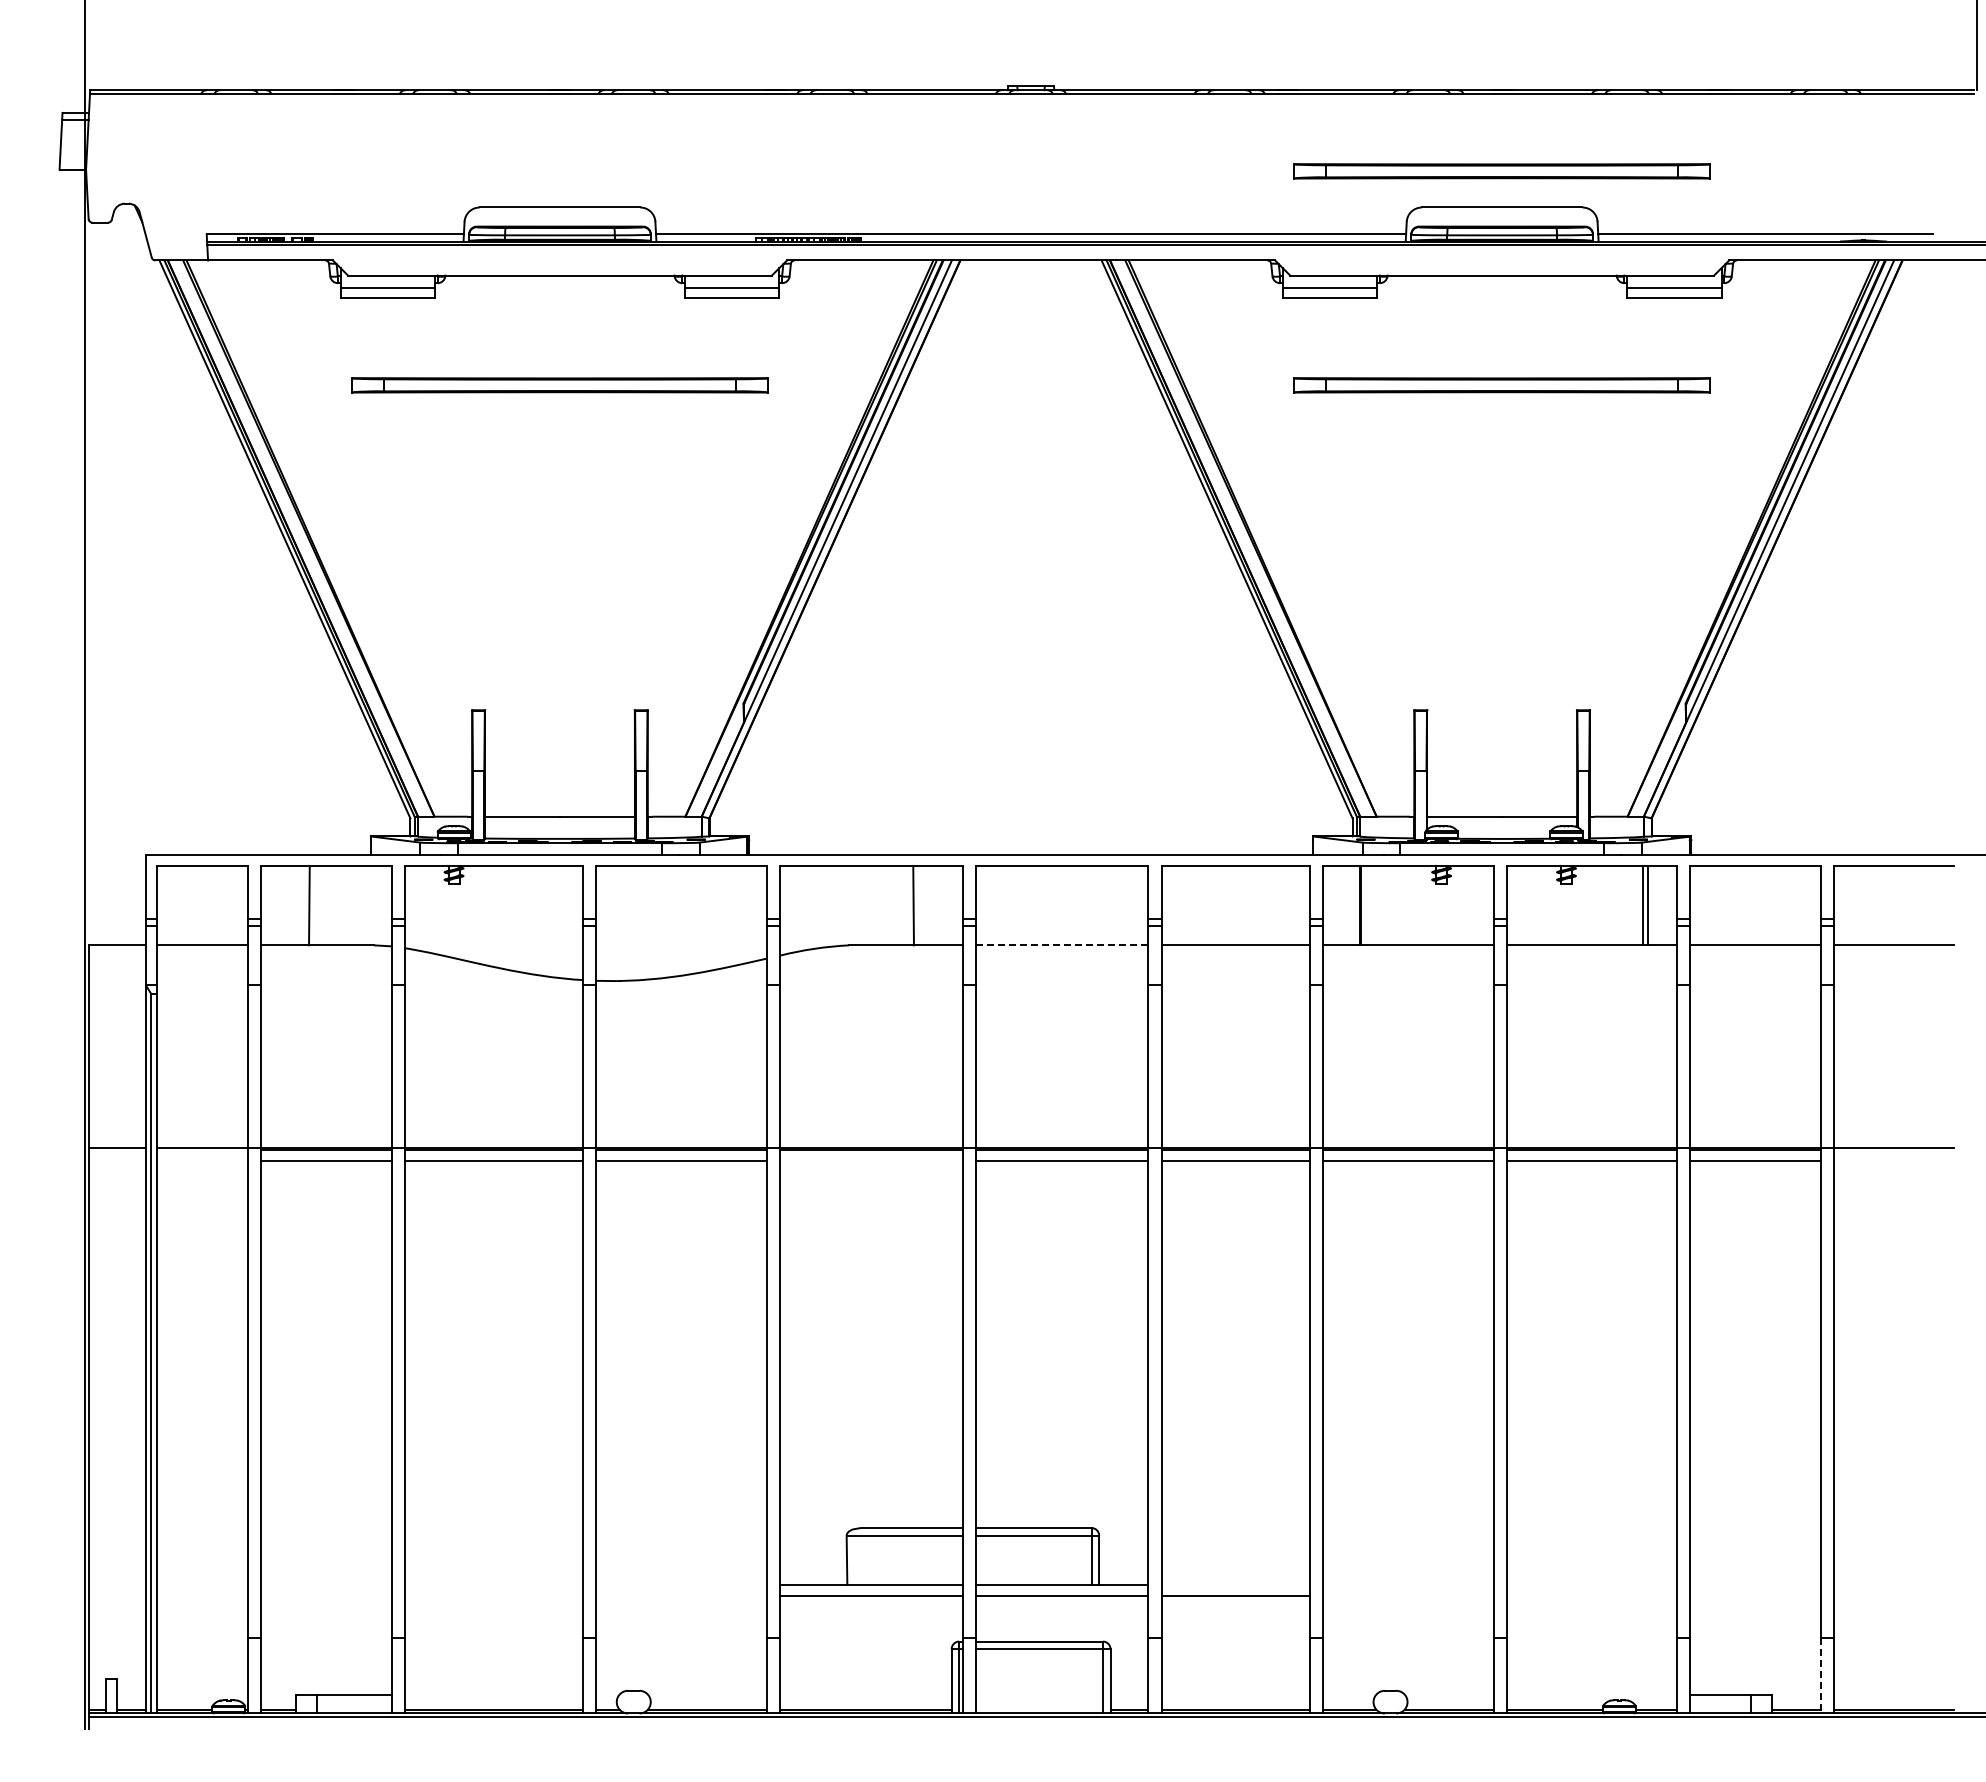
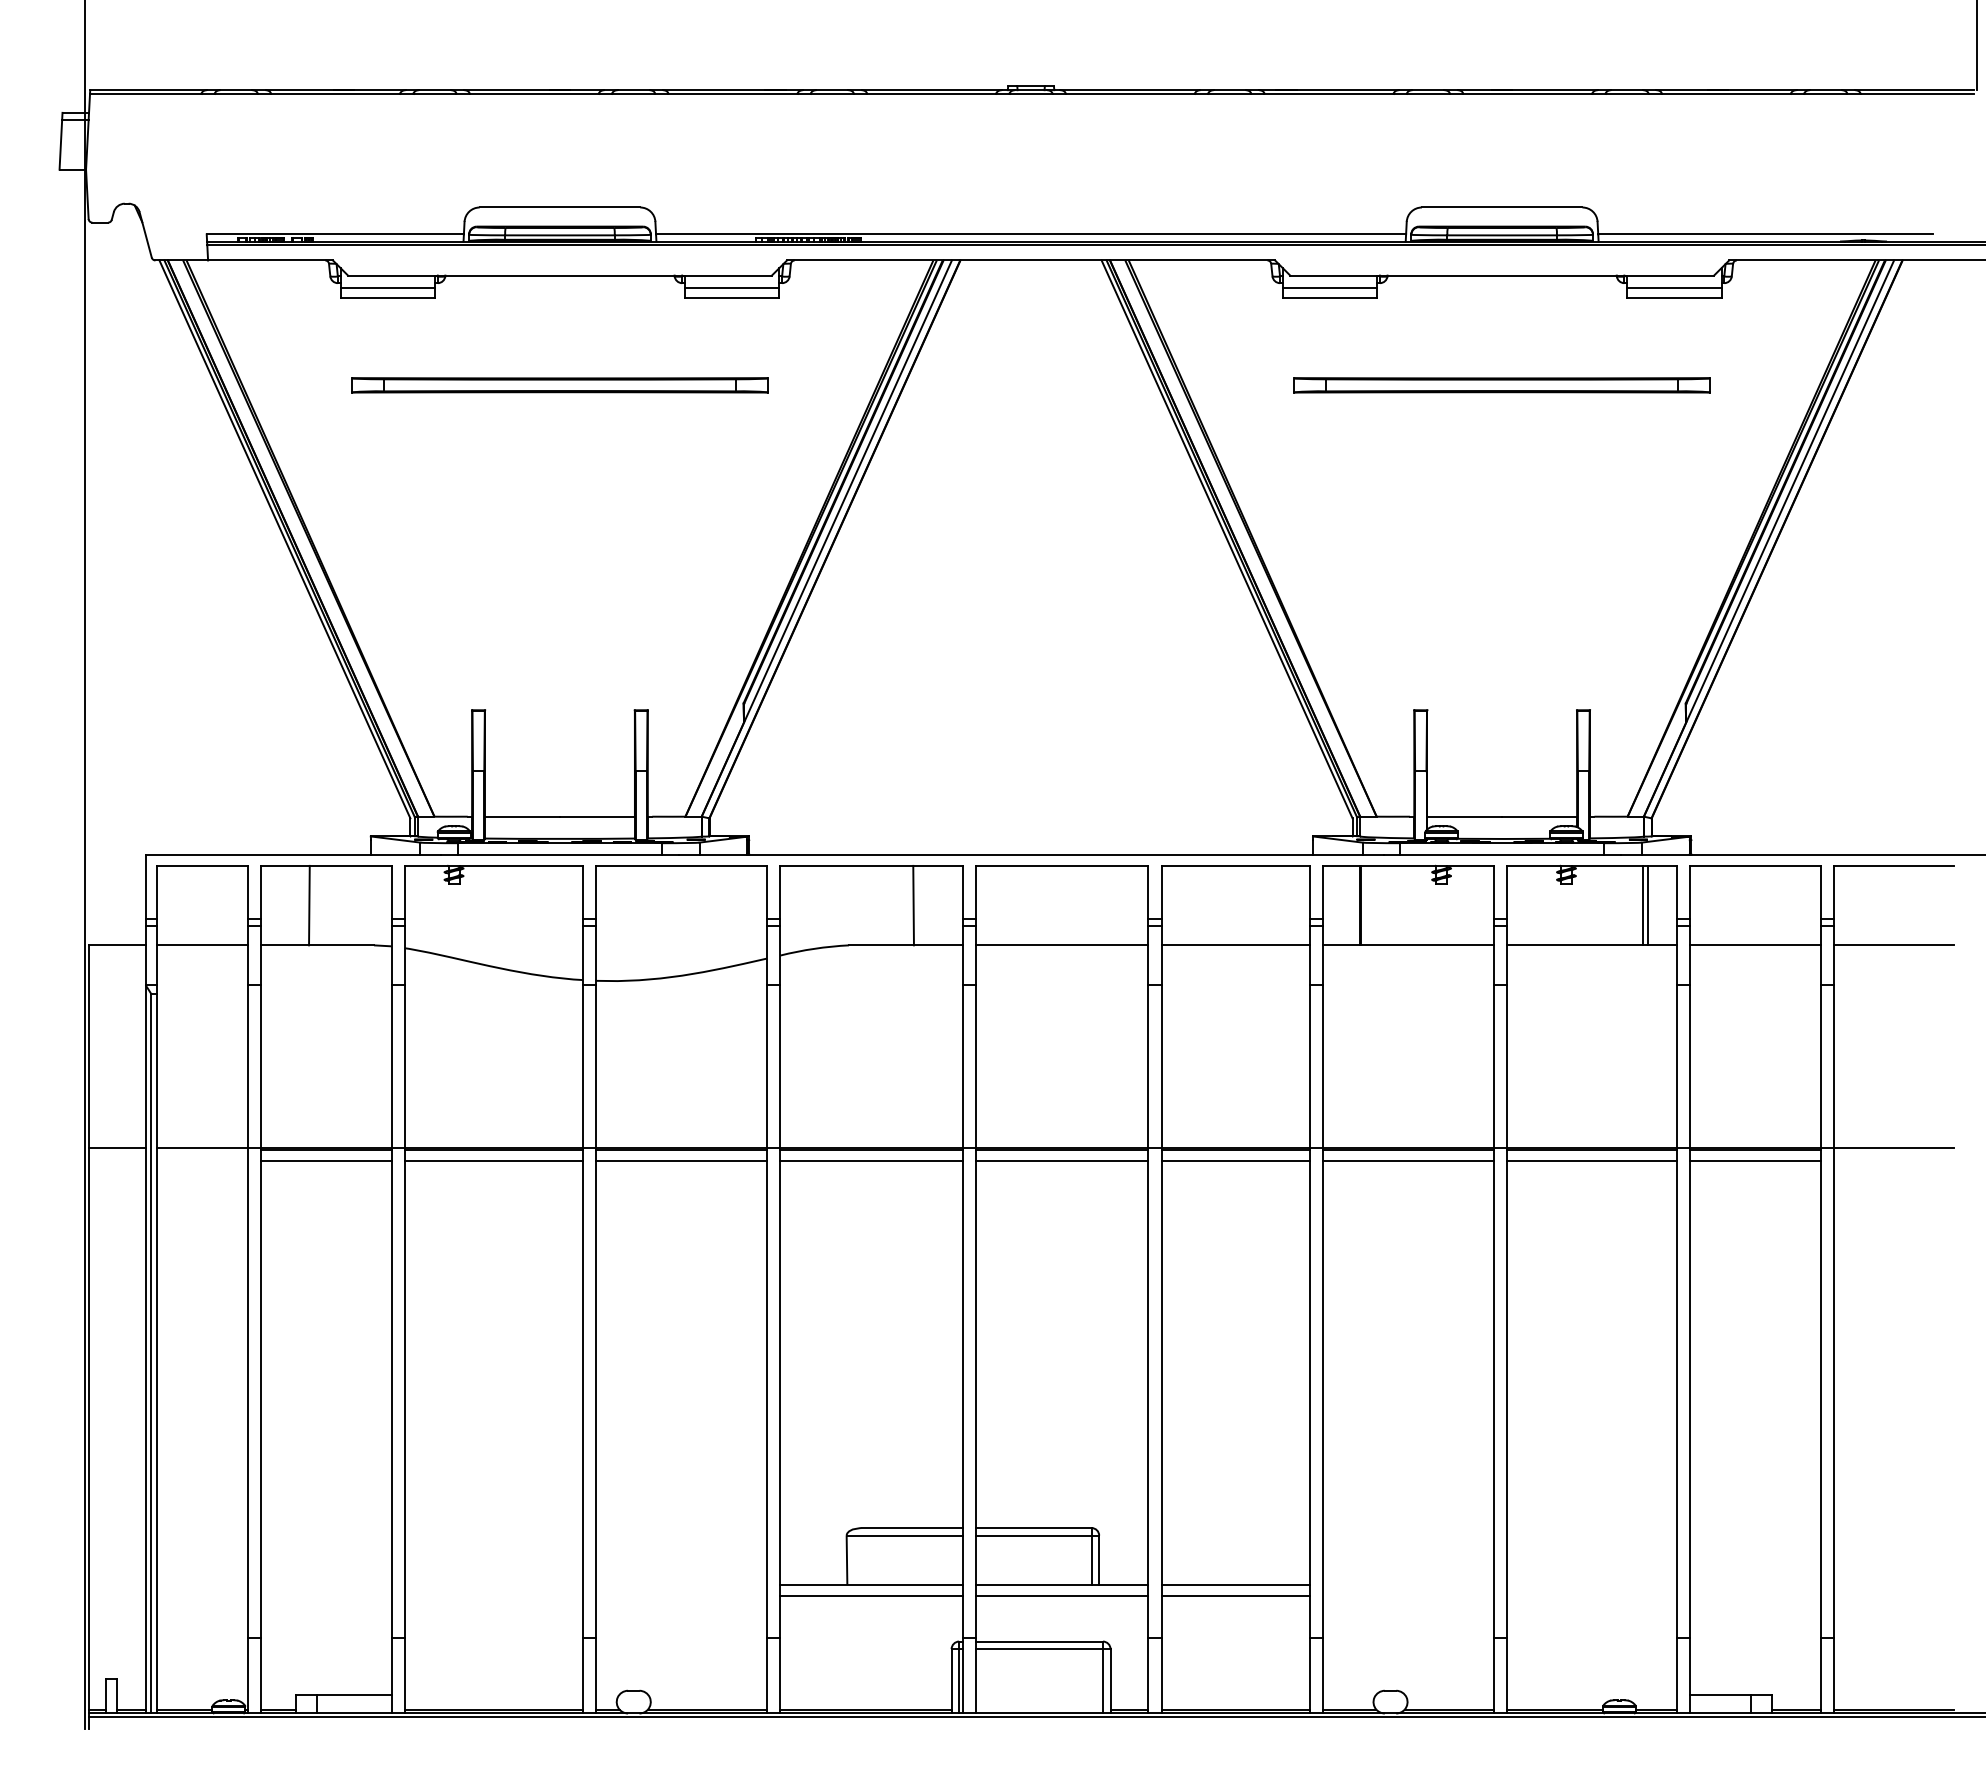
part: present -> none (1501, 171)
line: dashed -> solid (1061, 945)
line: none -> present (871, 1161)
line: none -> present (1235, 1584)
line: dashed -> solid (1820, 1675)
